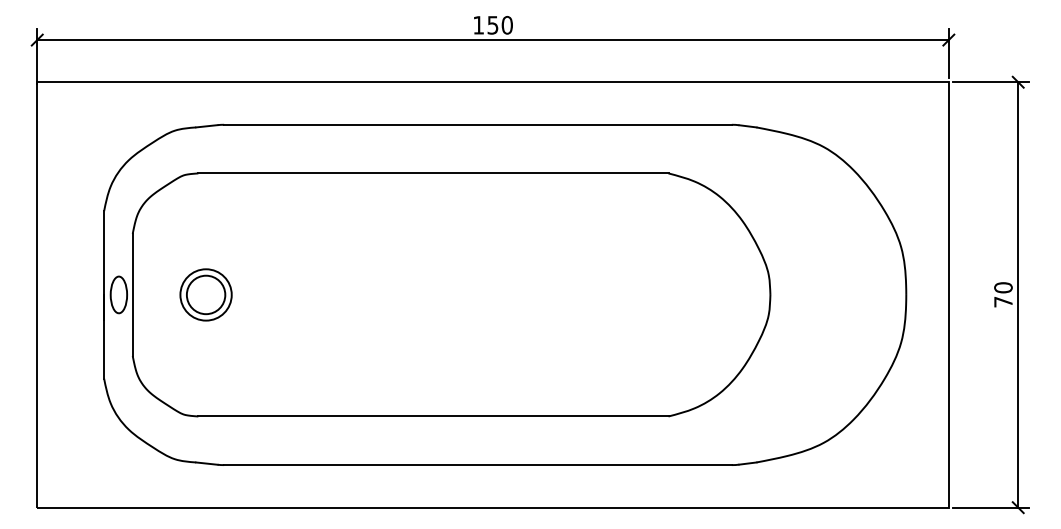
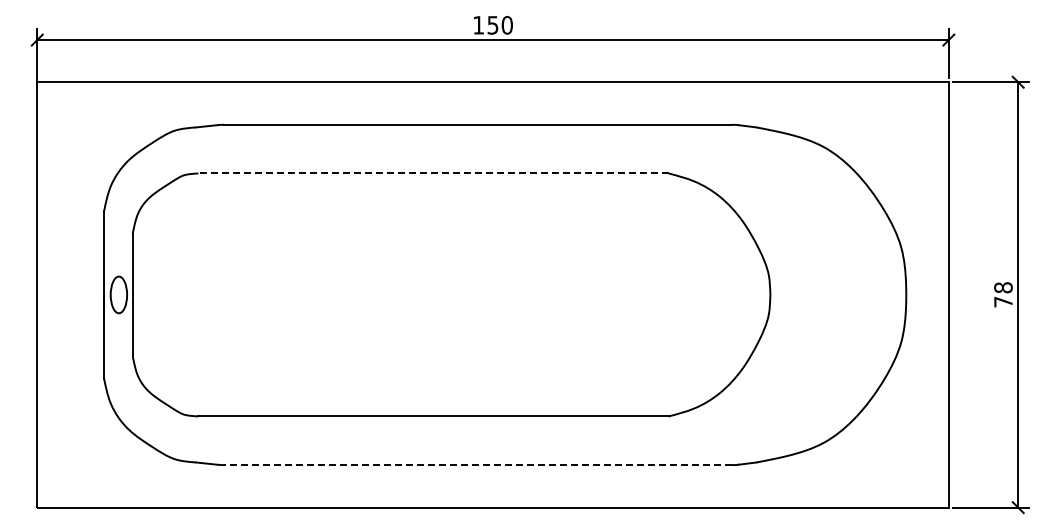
line: solid -> dashed (432, 173)
text: 70 -> 78 (1003, 287)
part: present -> none (205, 294)
line: solid -> dashed (477, 465)
